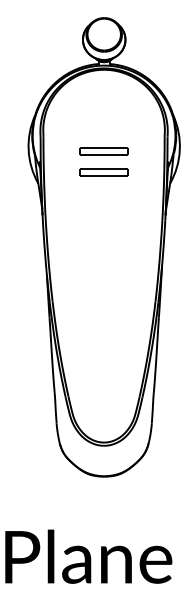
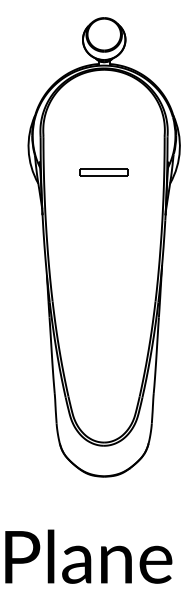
part: present -> none (103, 151)
